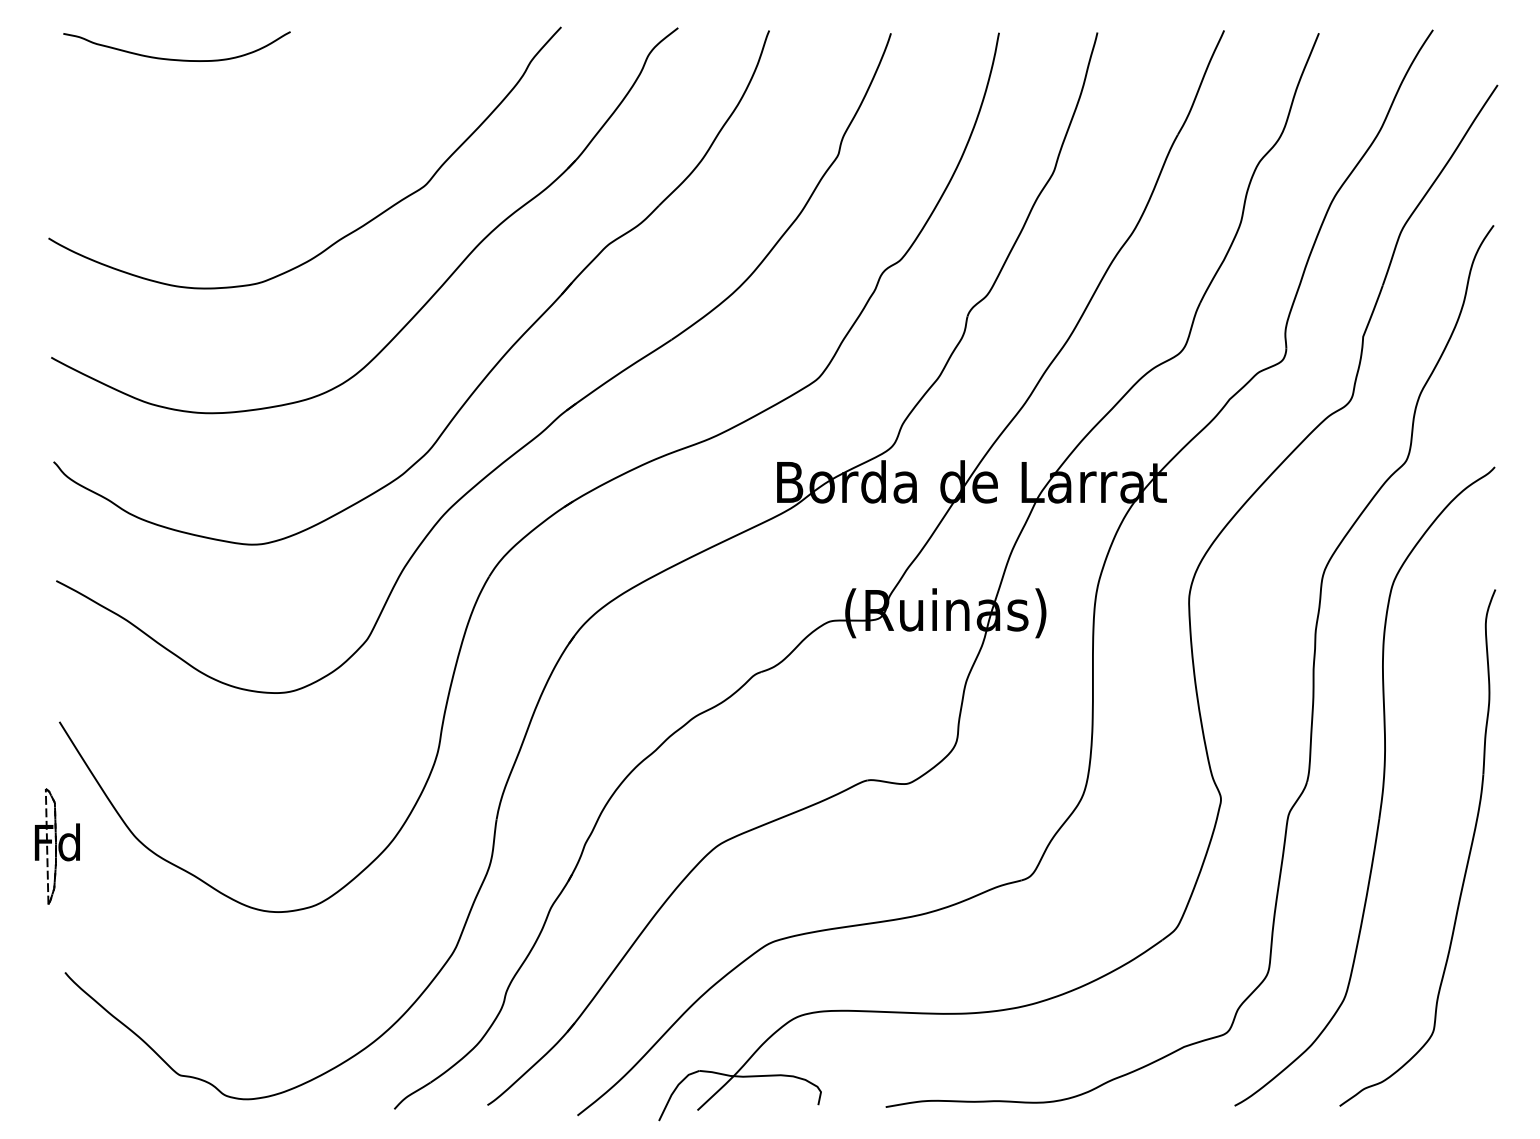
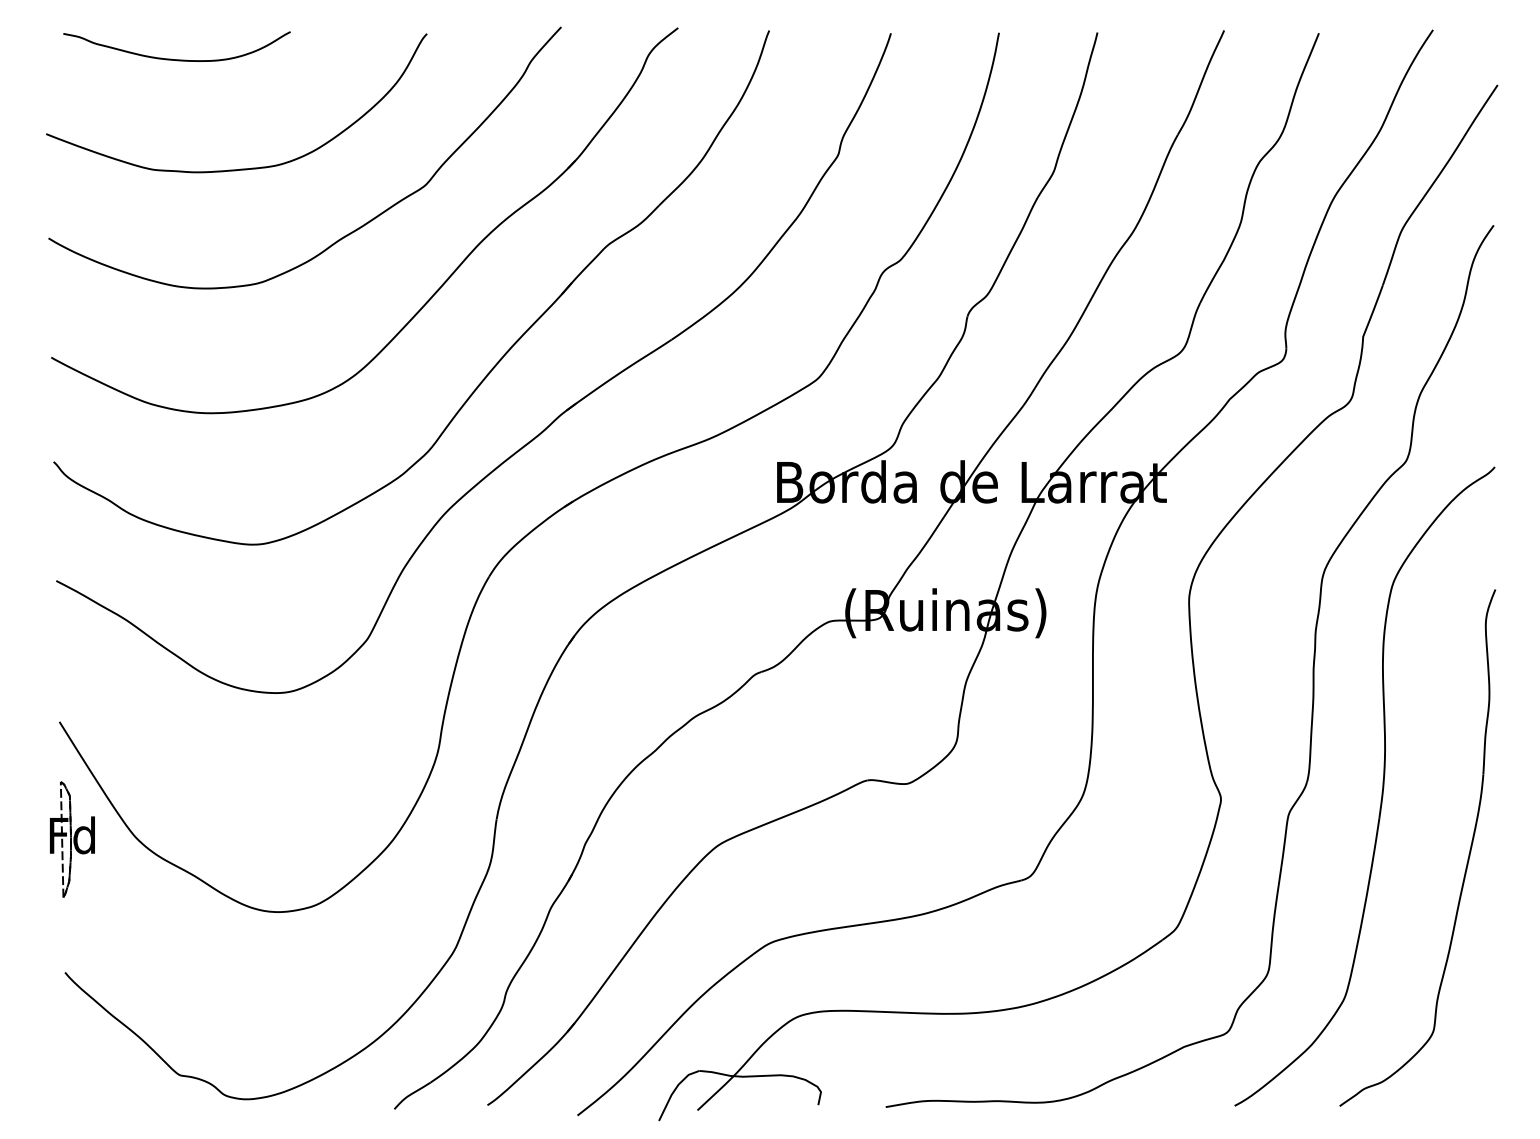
curve: none -> present (240, 168)
part position: (57, 846) -> (72, 839) (72, 839)
